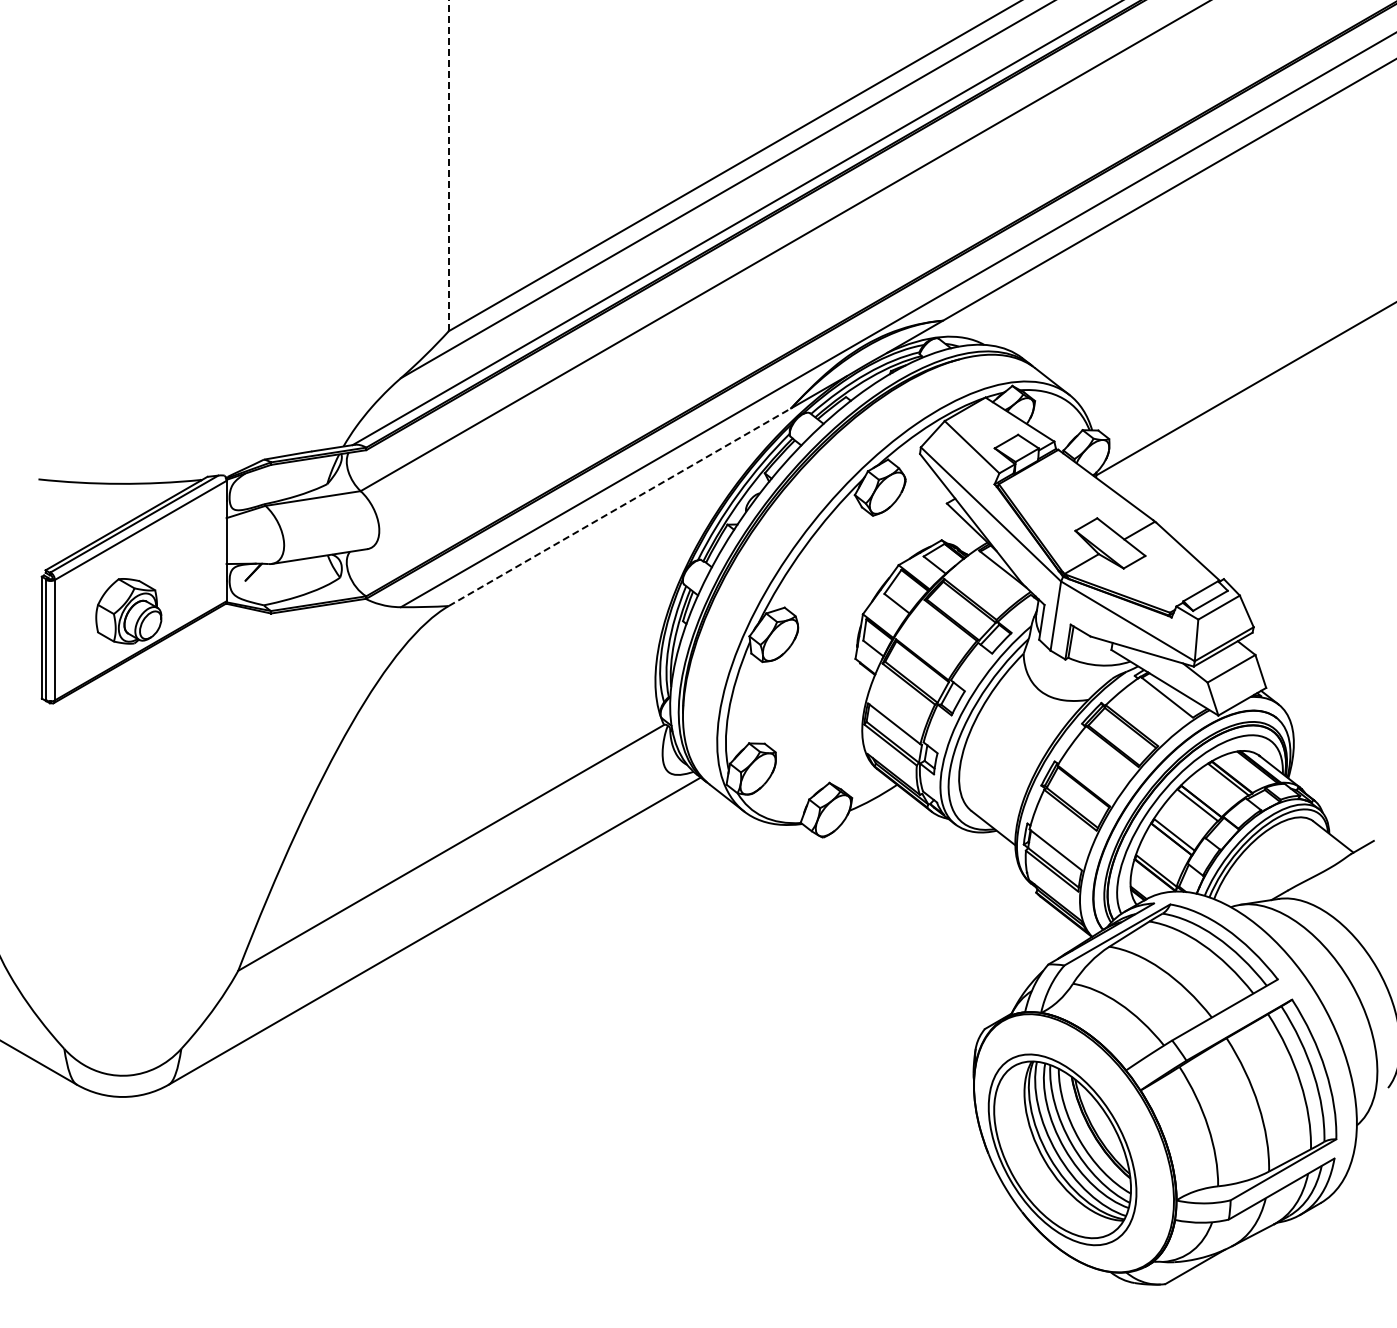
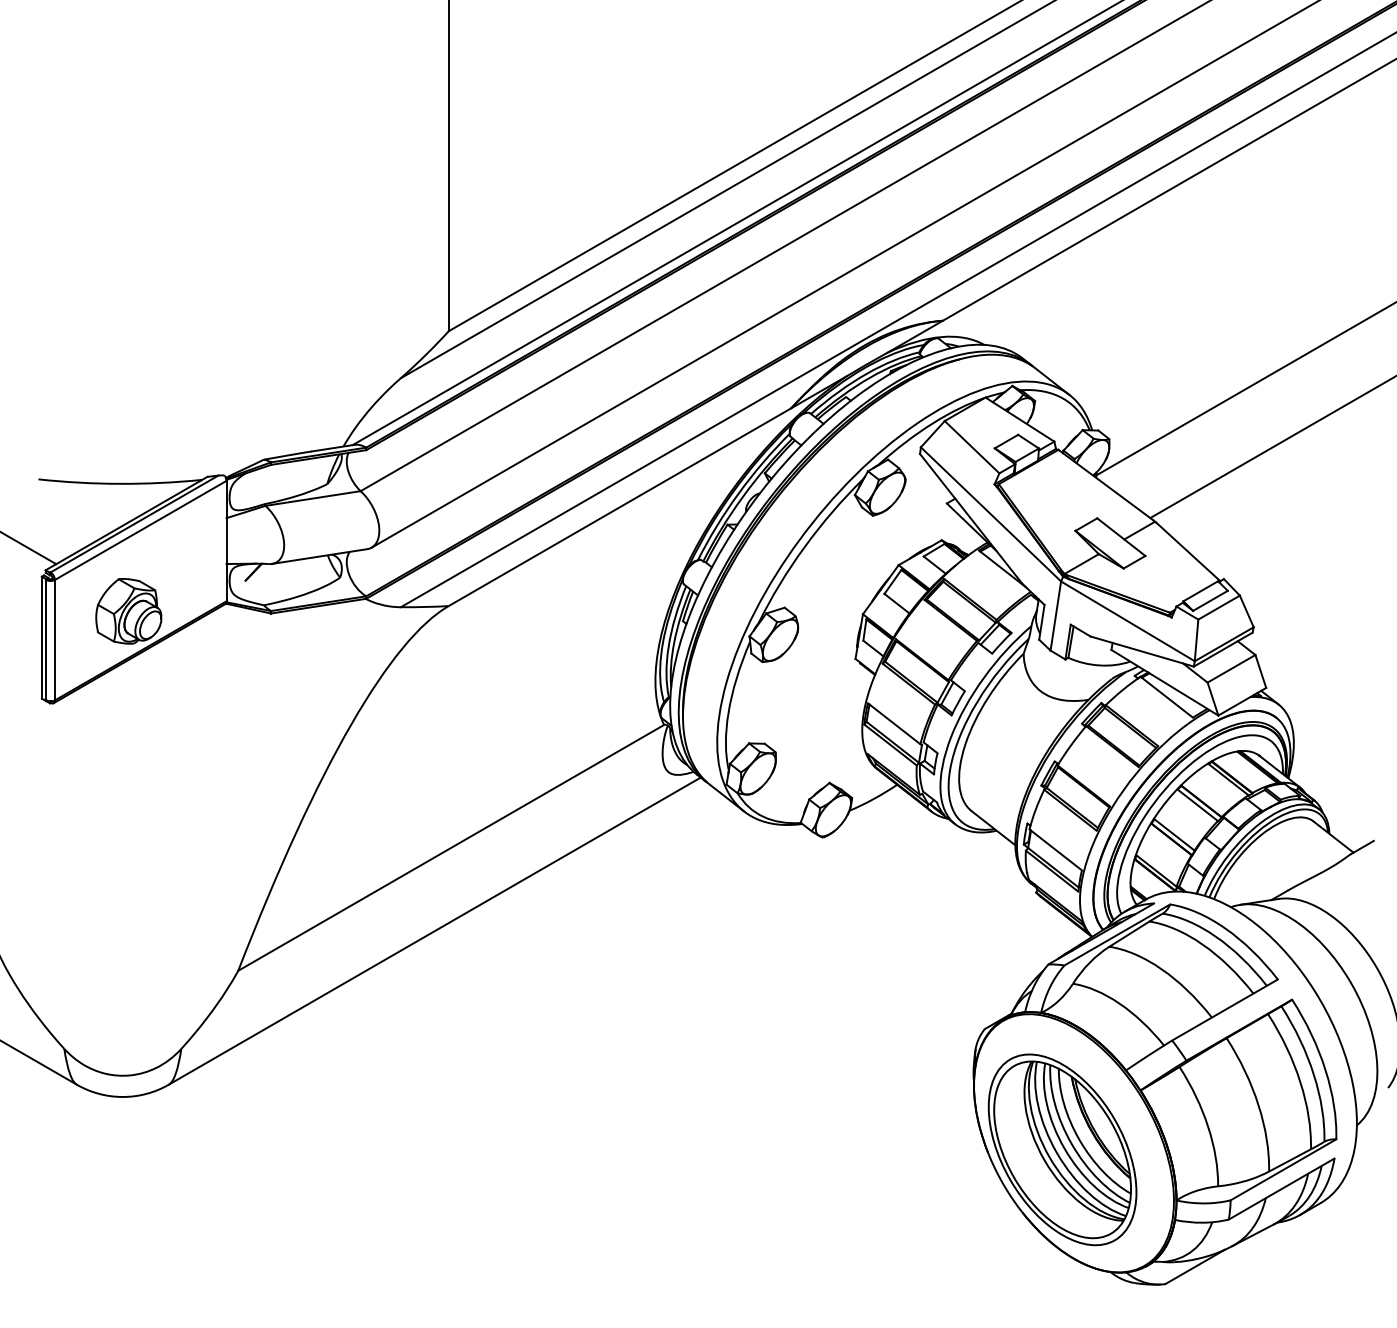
line: dashed -> solid (448, 165)
line: none -> present (843, 274)
line: none -> present (1271, 447)
line: dashed -> solid (619, 507)
line: none -> present (29, 548)
